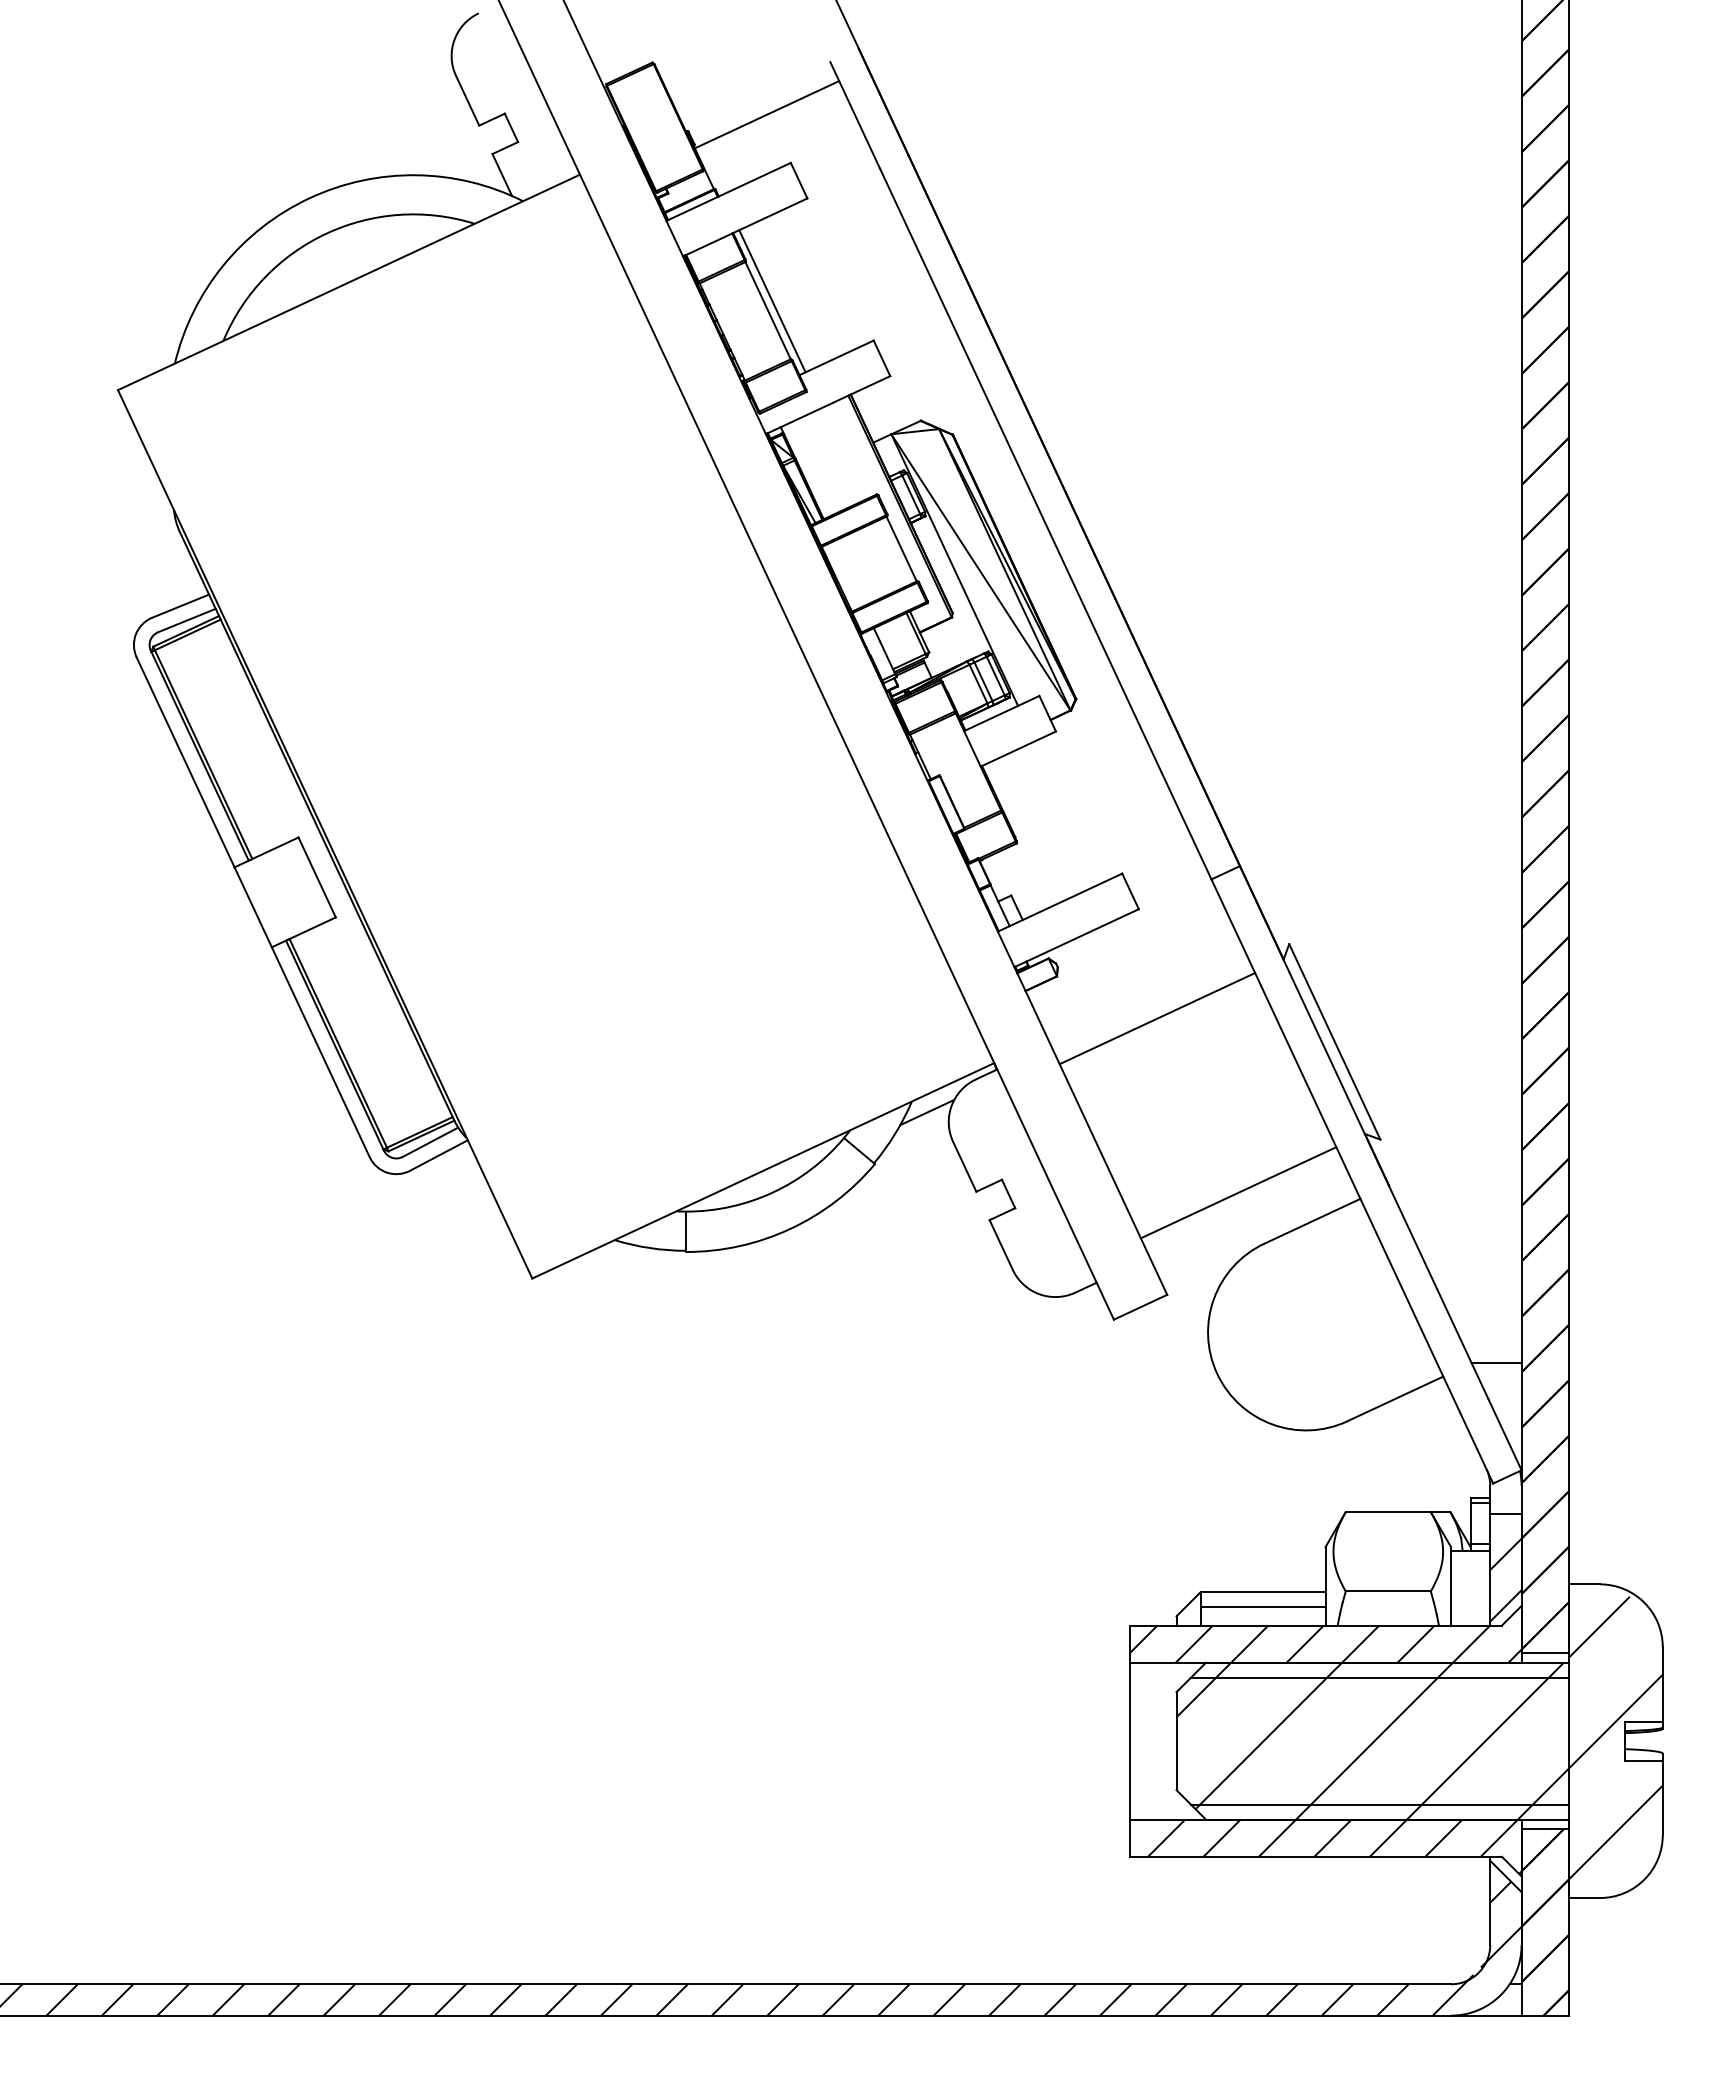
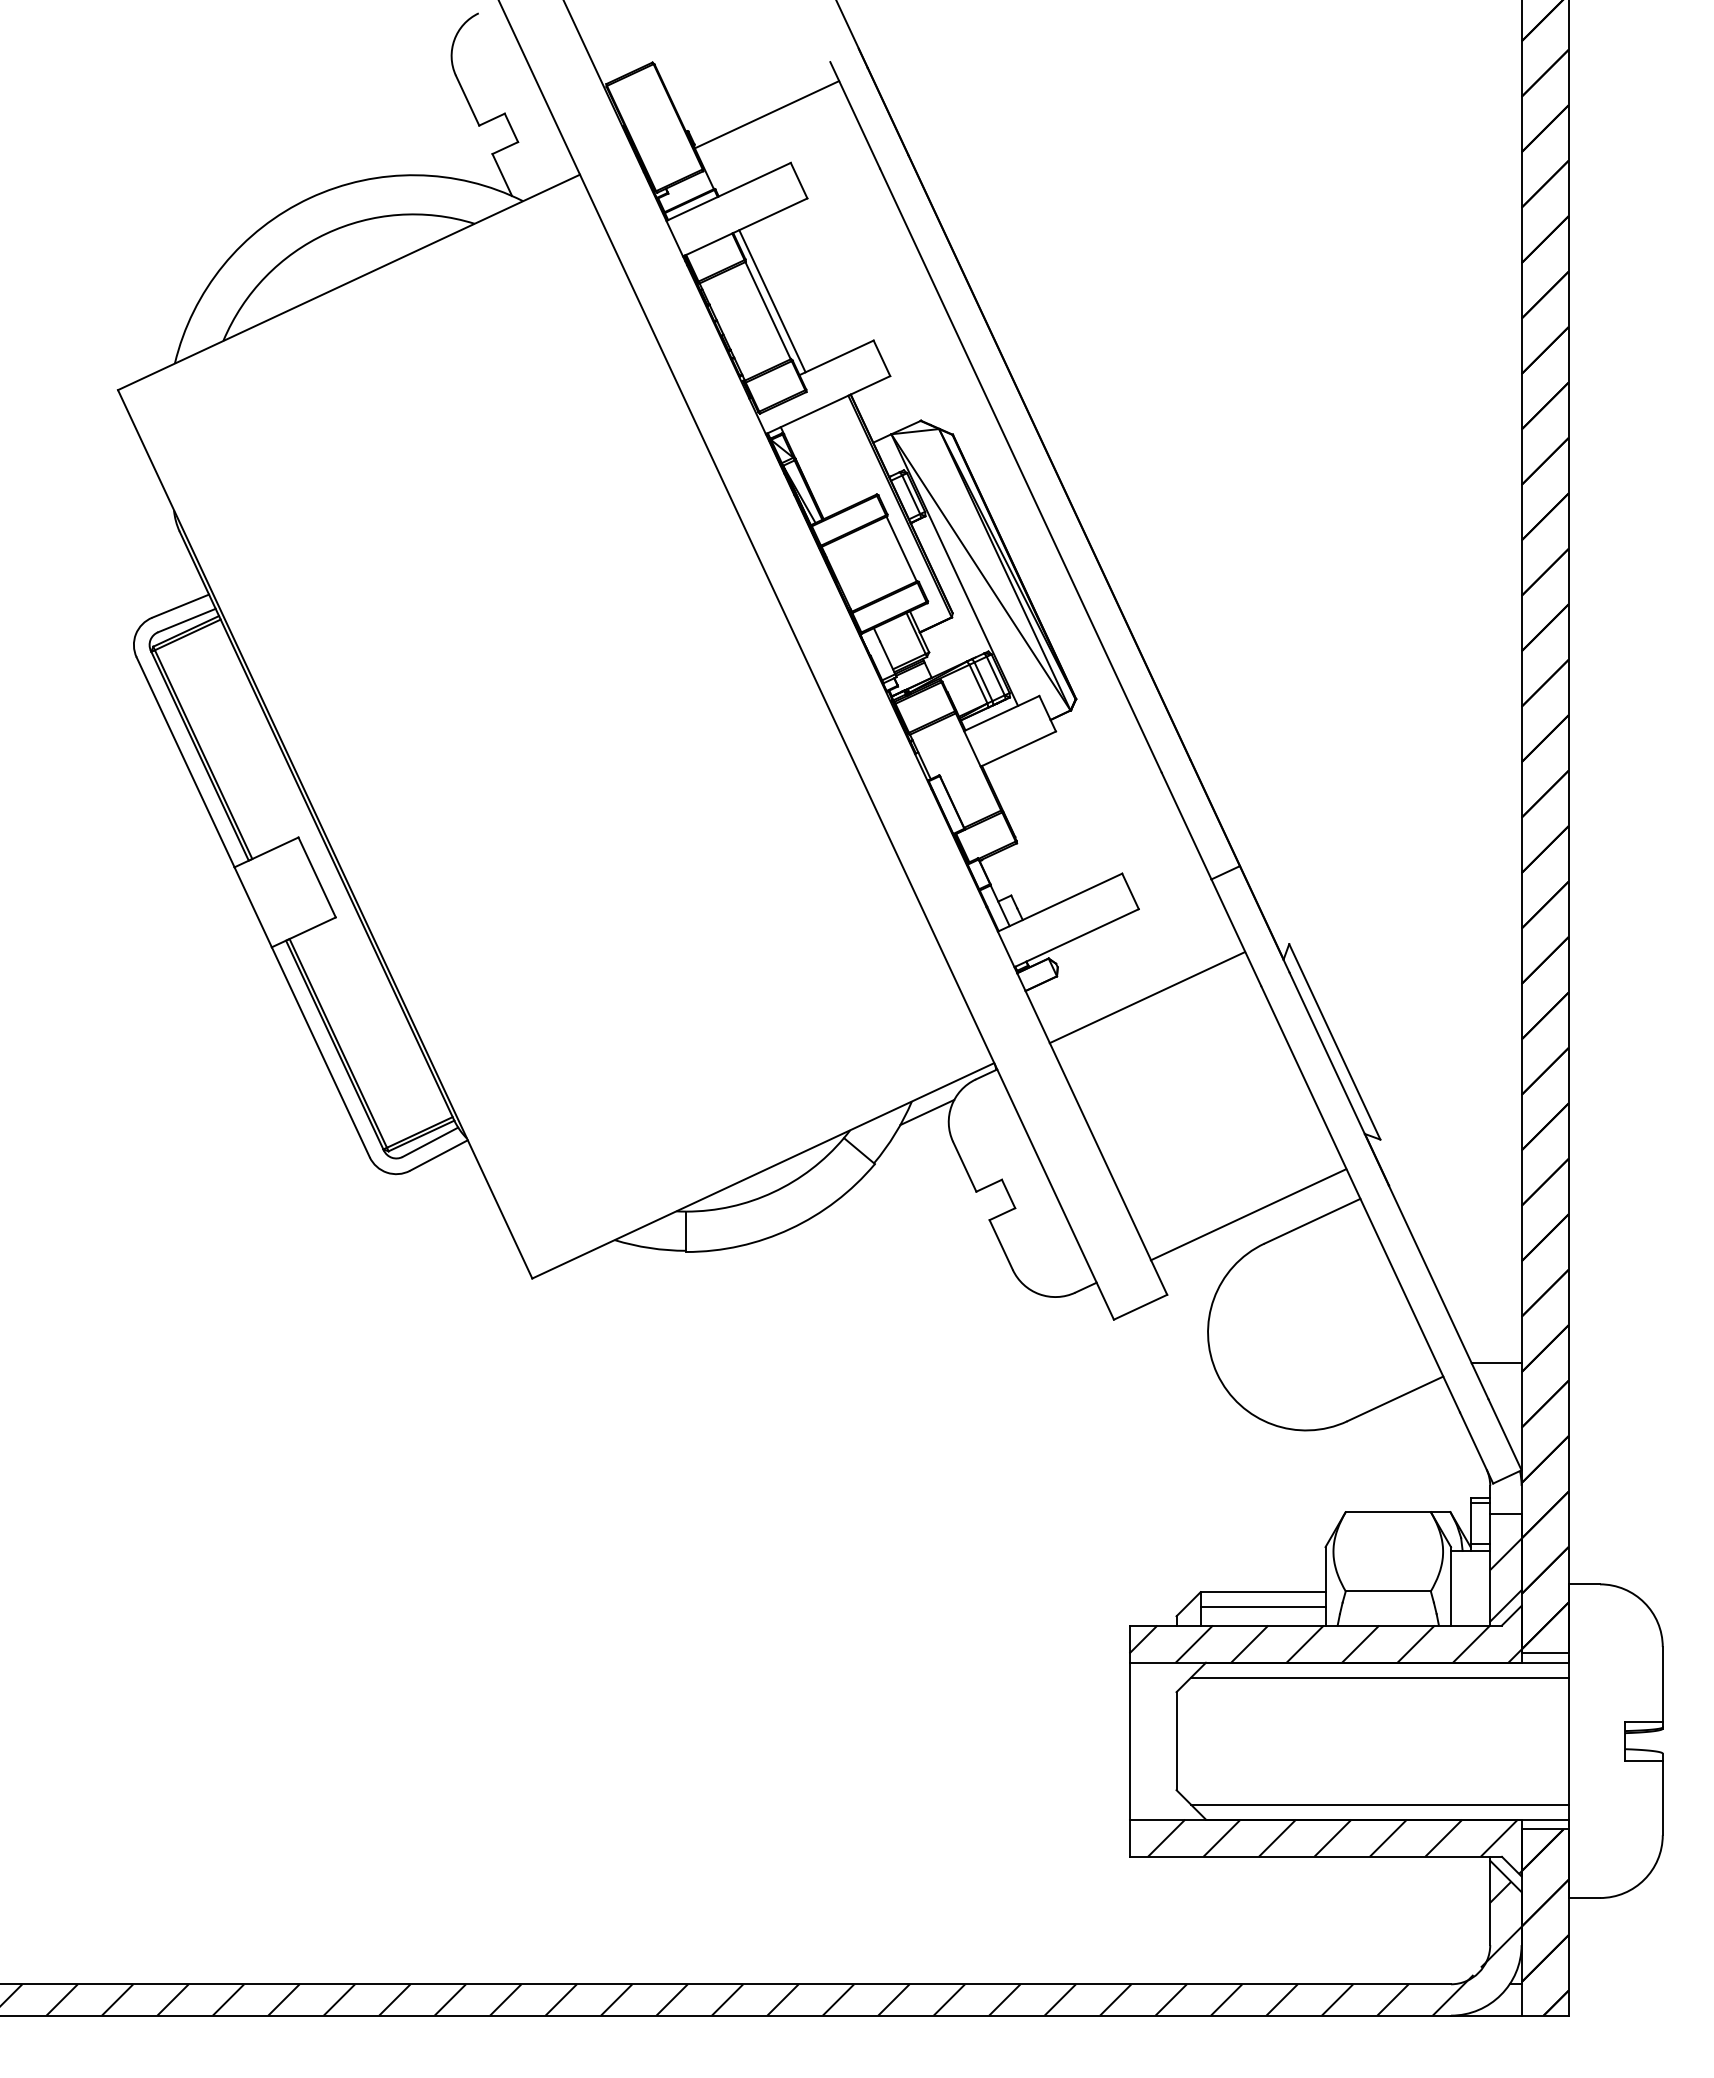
line position: (1157, 1018) -> (1147, 997) (1147, 997)
line position: (1238, 1192) -> (1248, 1214) (1248, 1214)
hatch: present -> none (1419, 1737)
